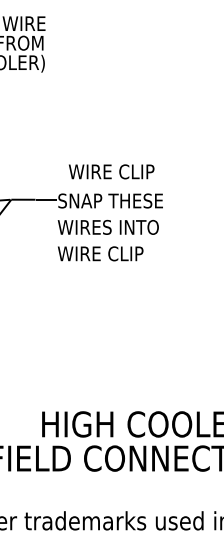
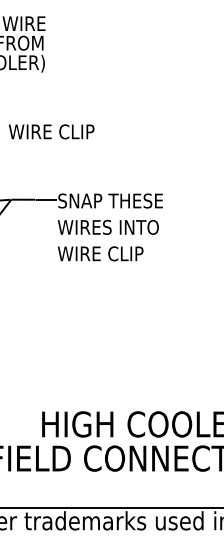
text position: (111, 171) -> (51, 131) (51, 131)
line: none -> present (111, 508)
